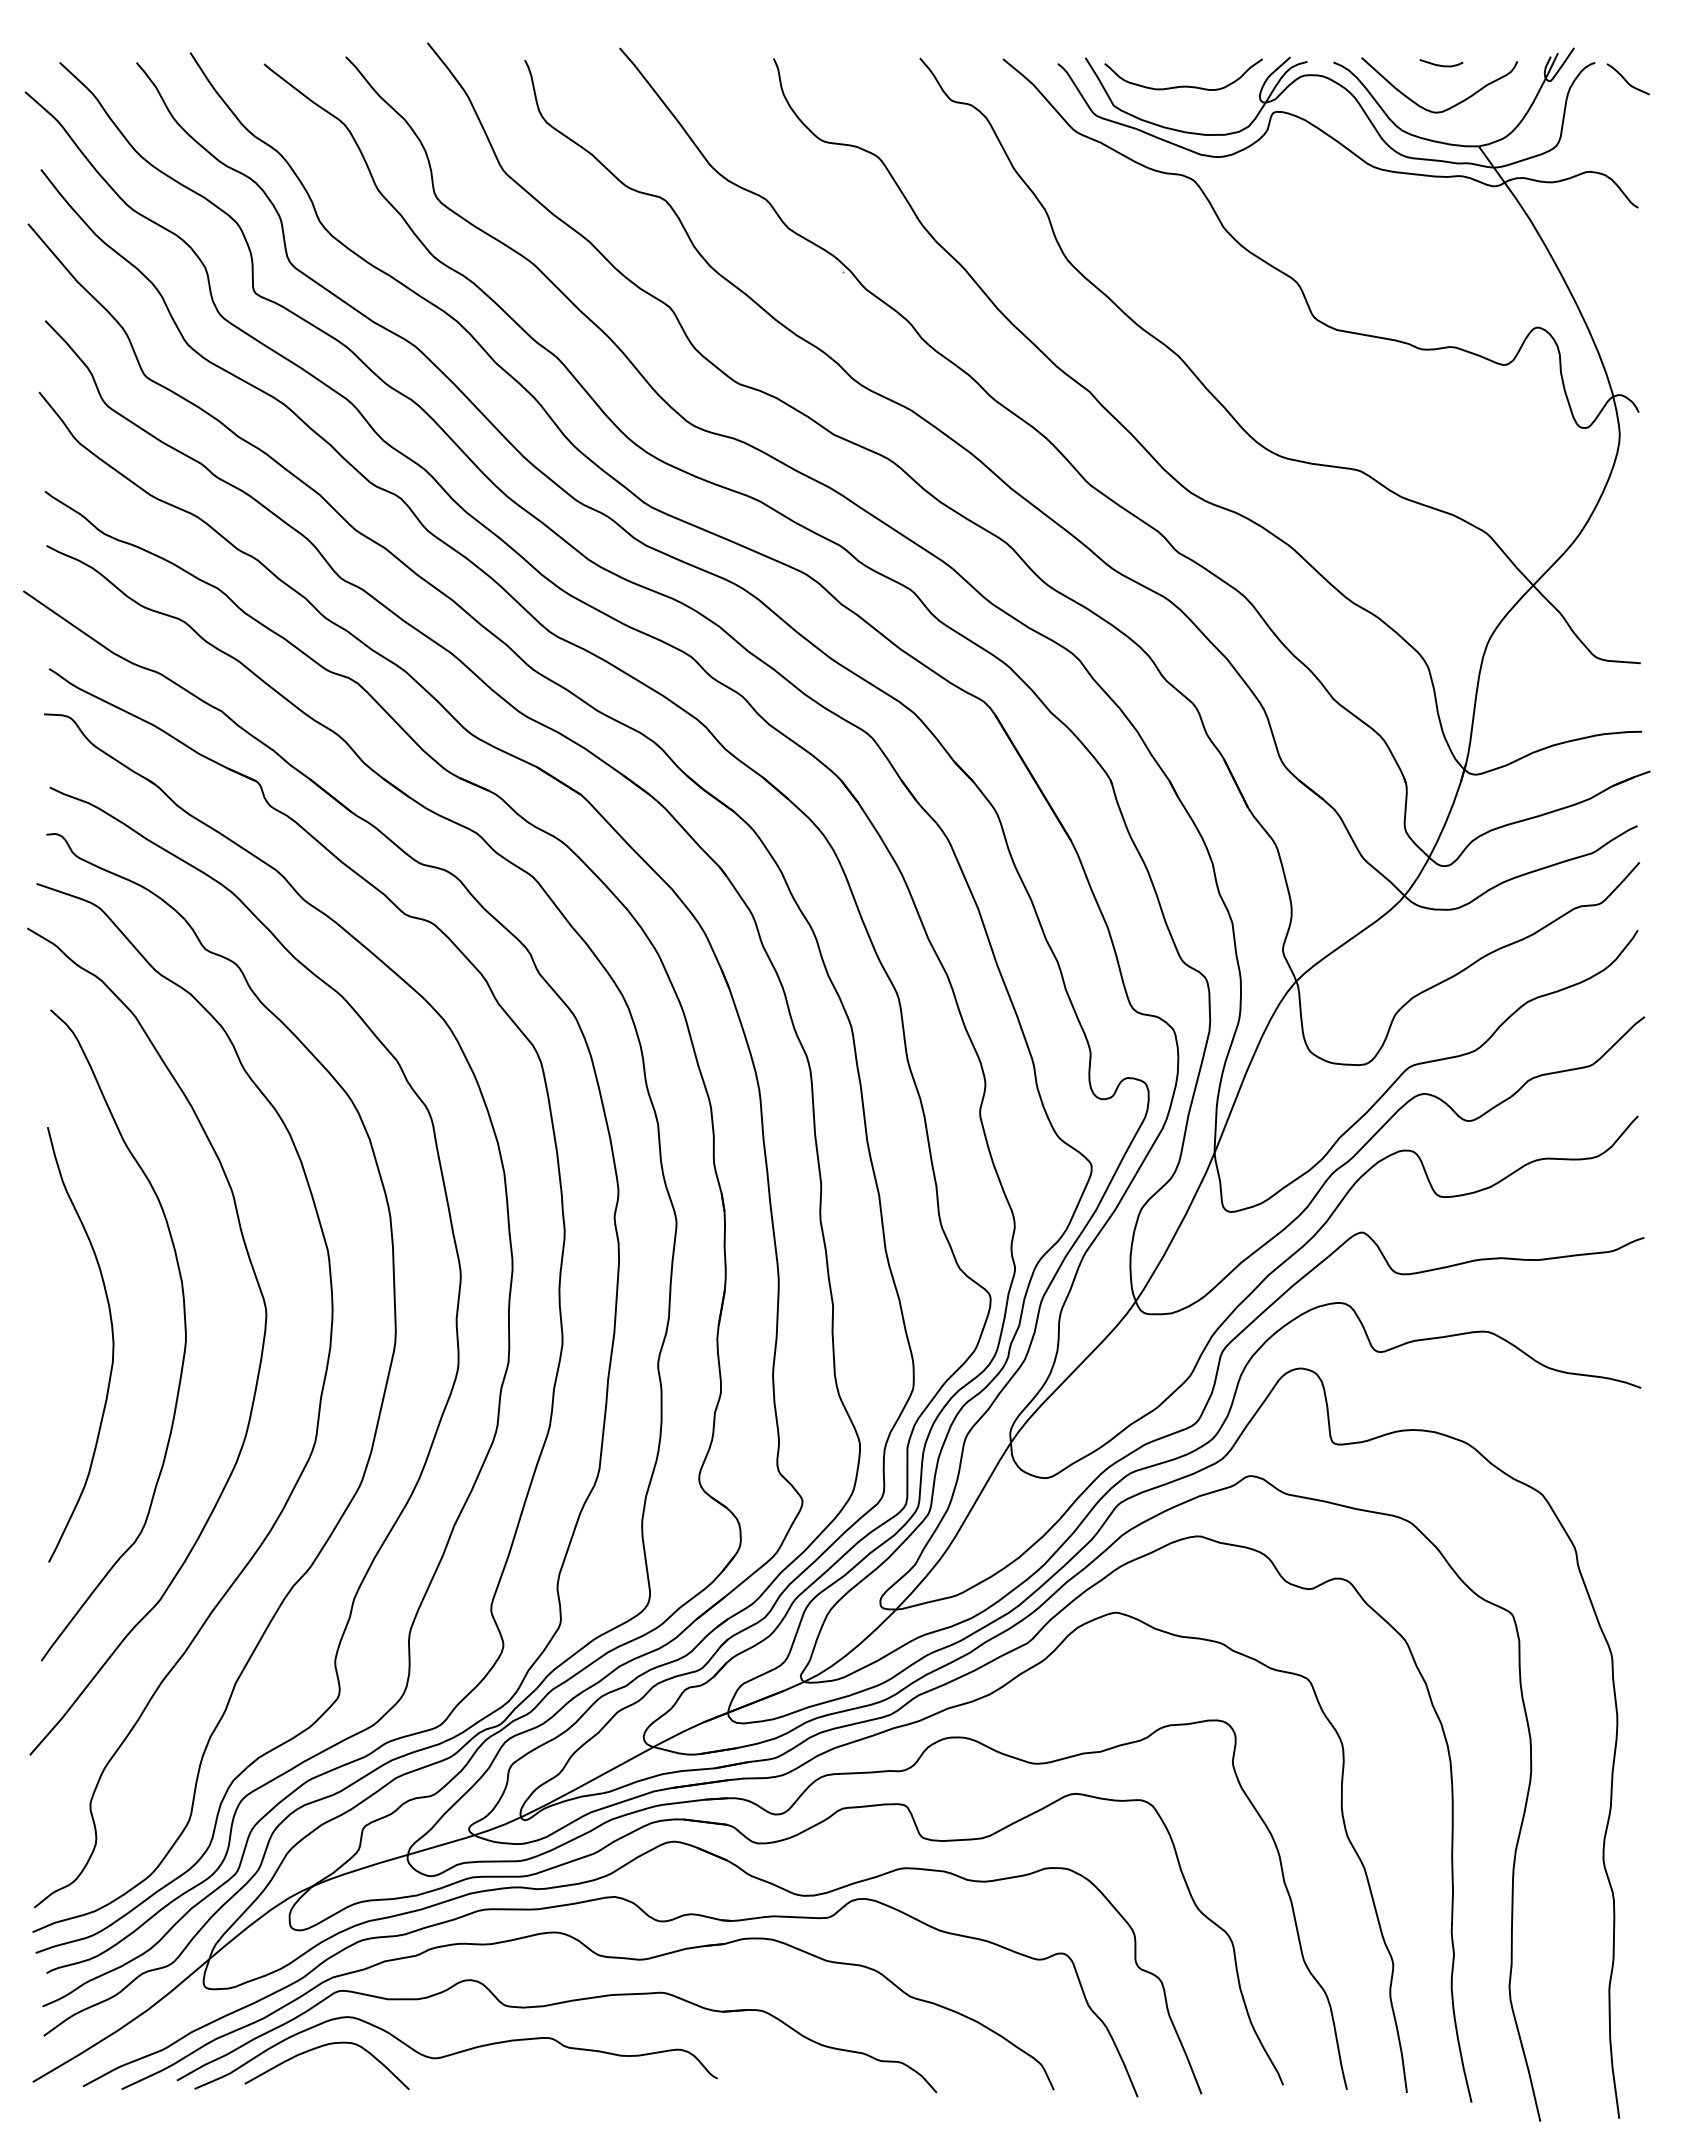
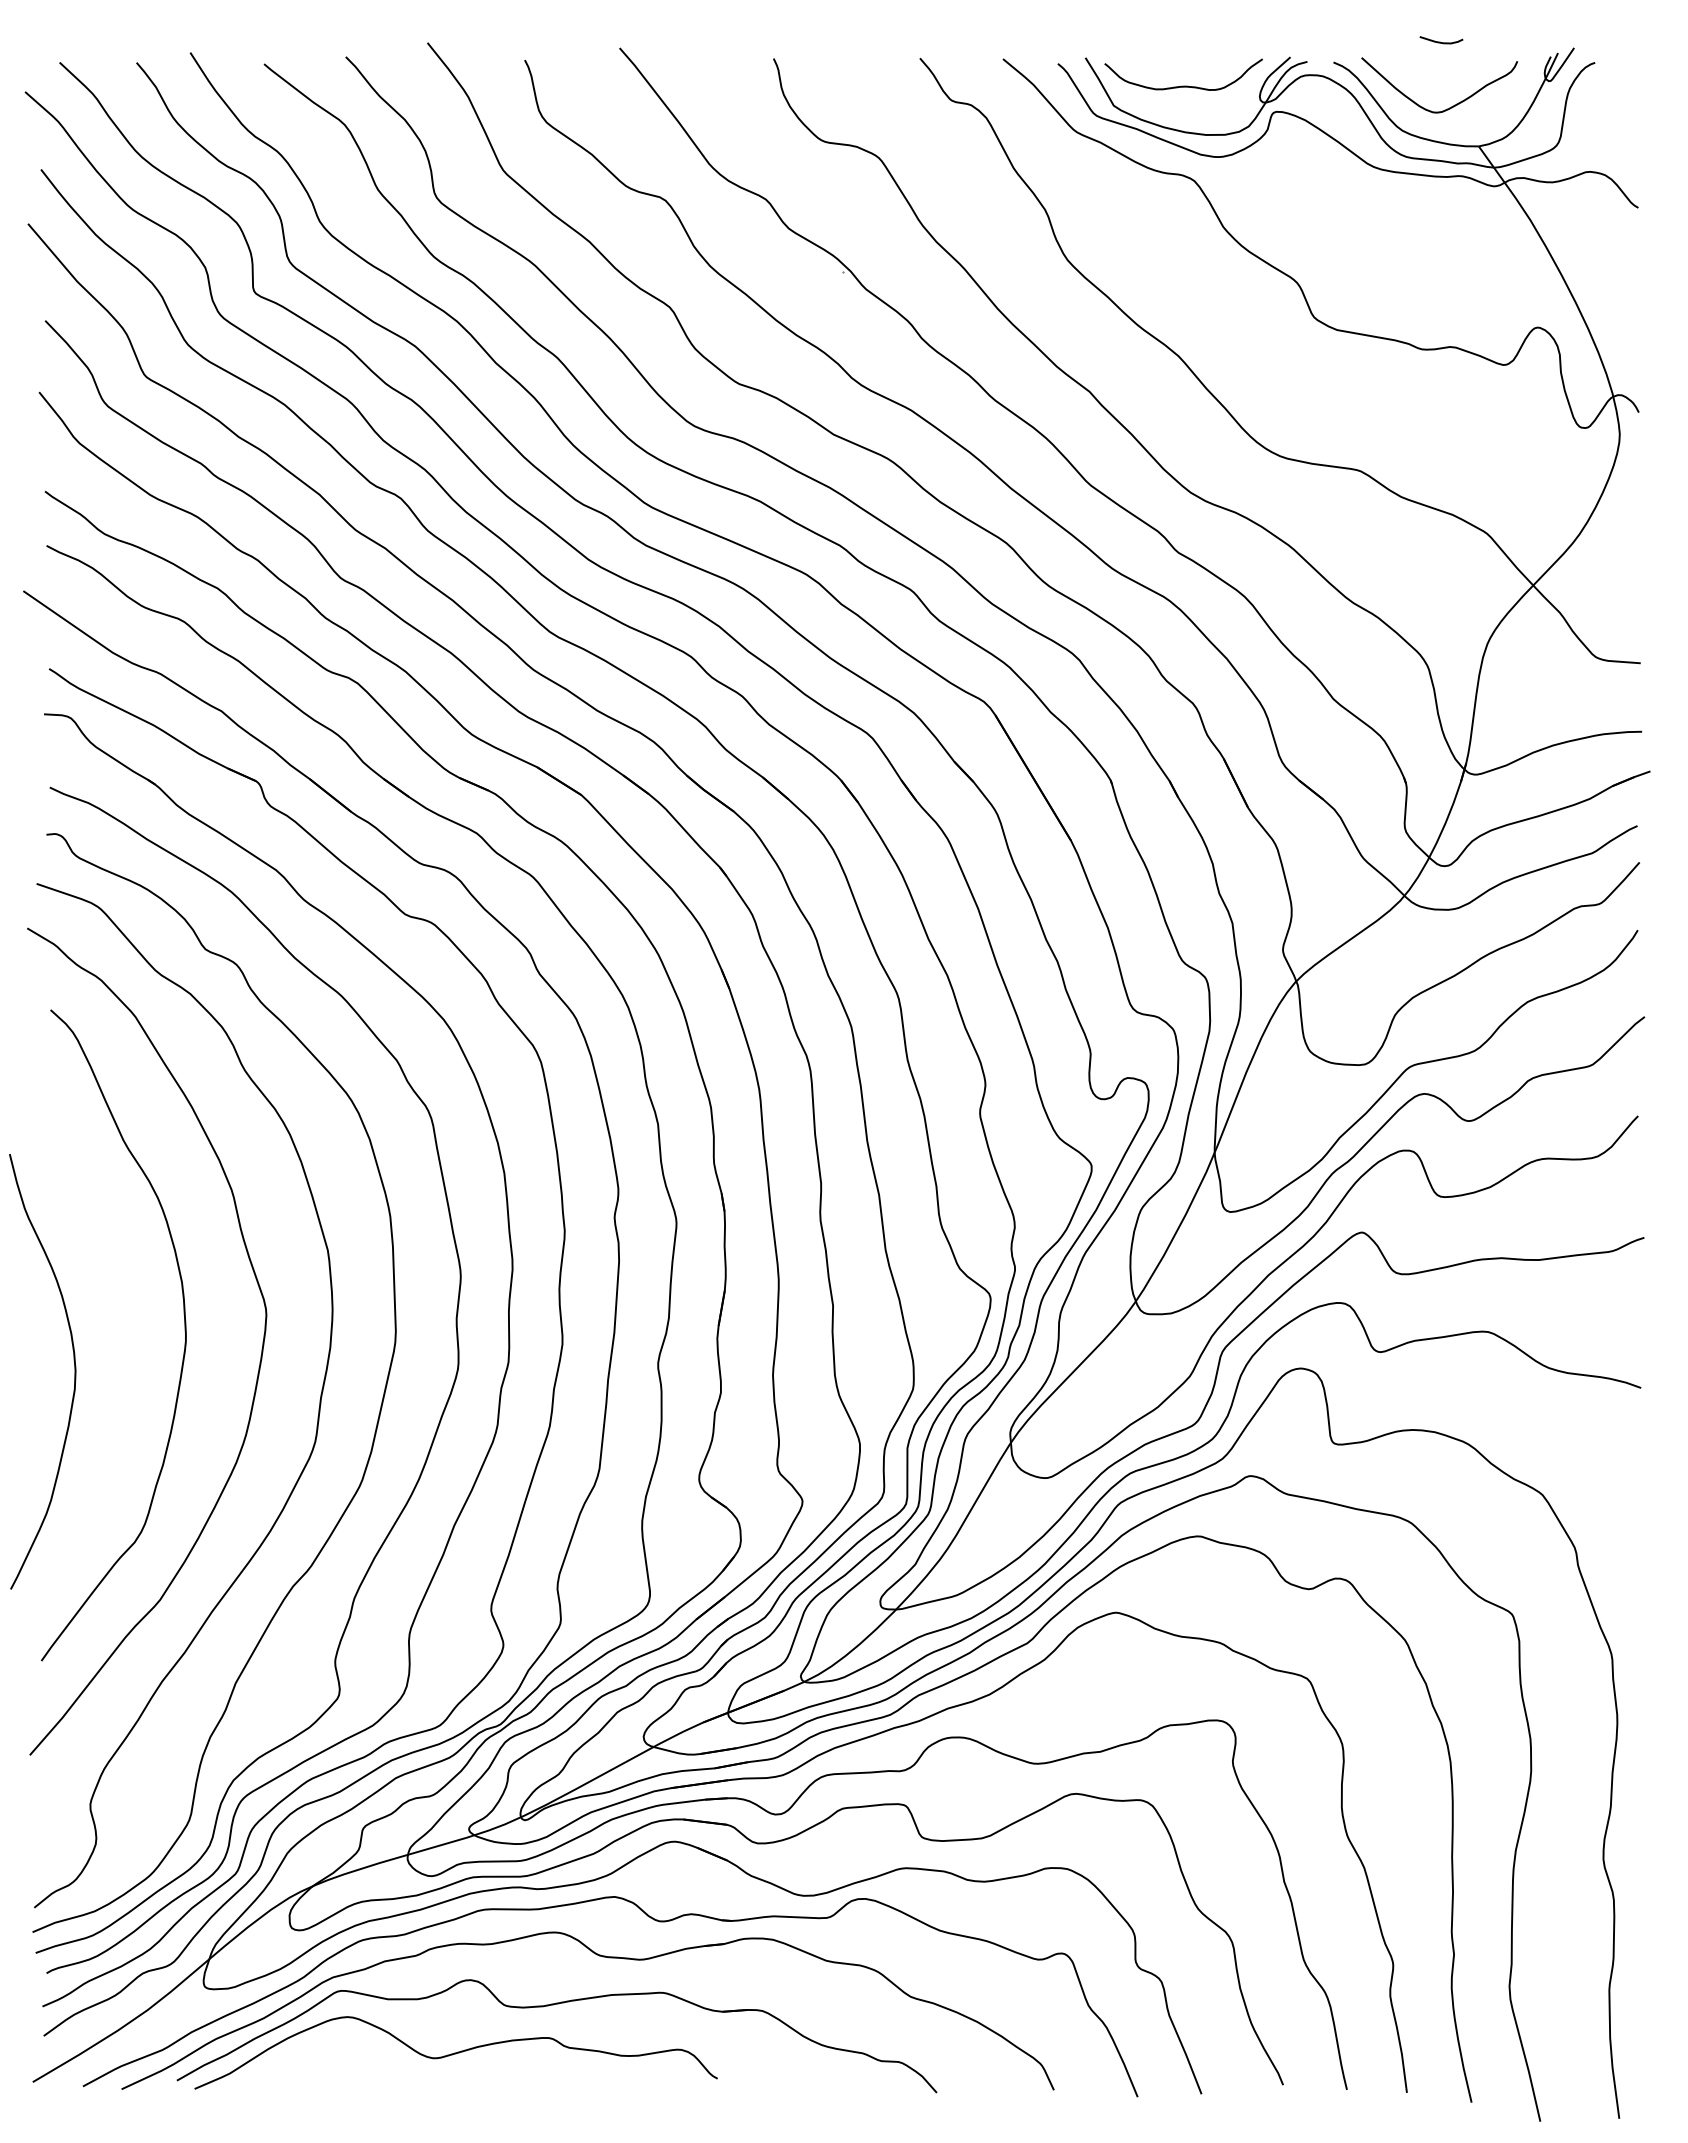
curve position: (1440, 64) -> (1440, 41) (1440, 41)
curve: present -> none (1626, 79)
curve position: (112, 1344) -> (74, 1371) (74, 1371)
curve: present -> none (321, 2047)
